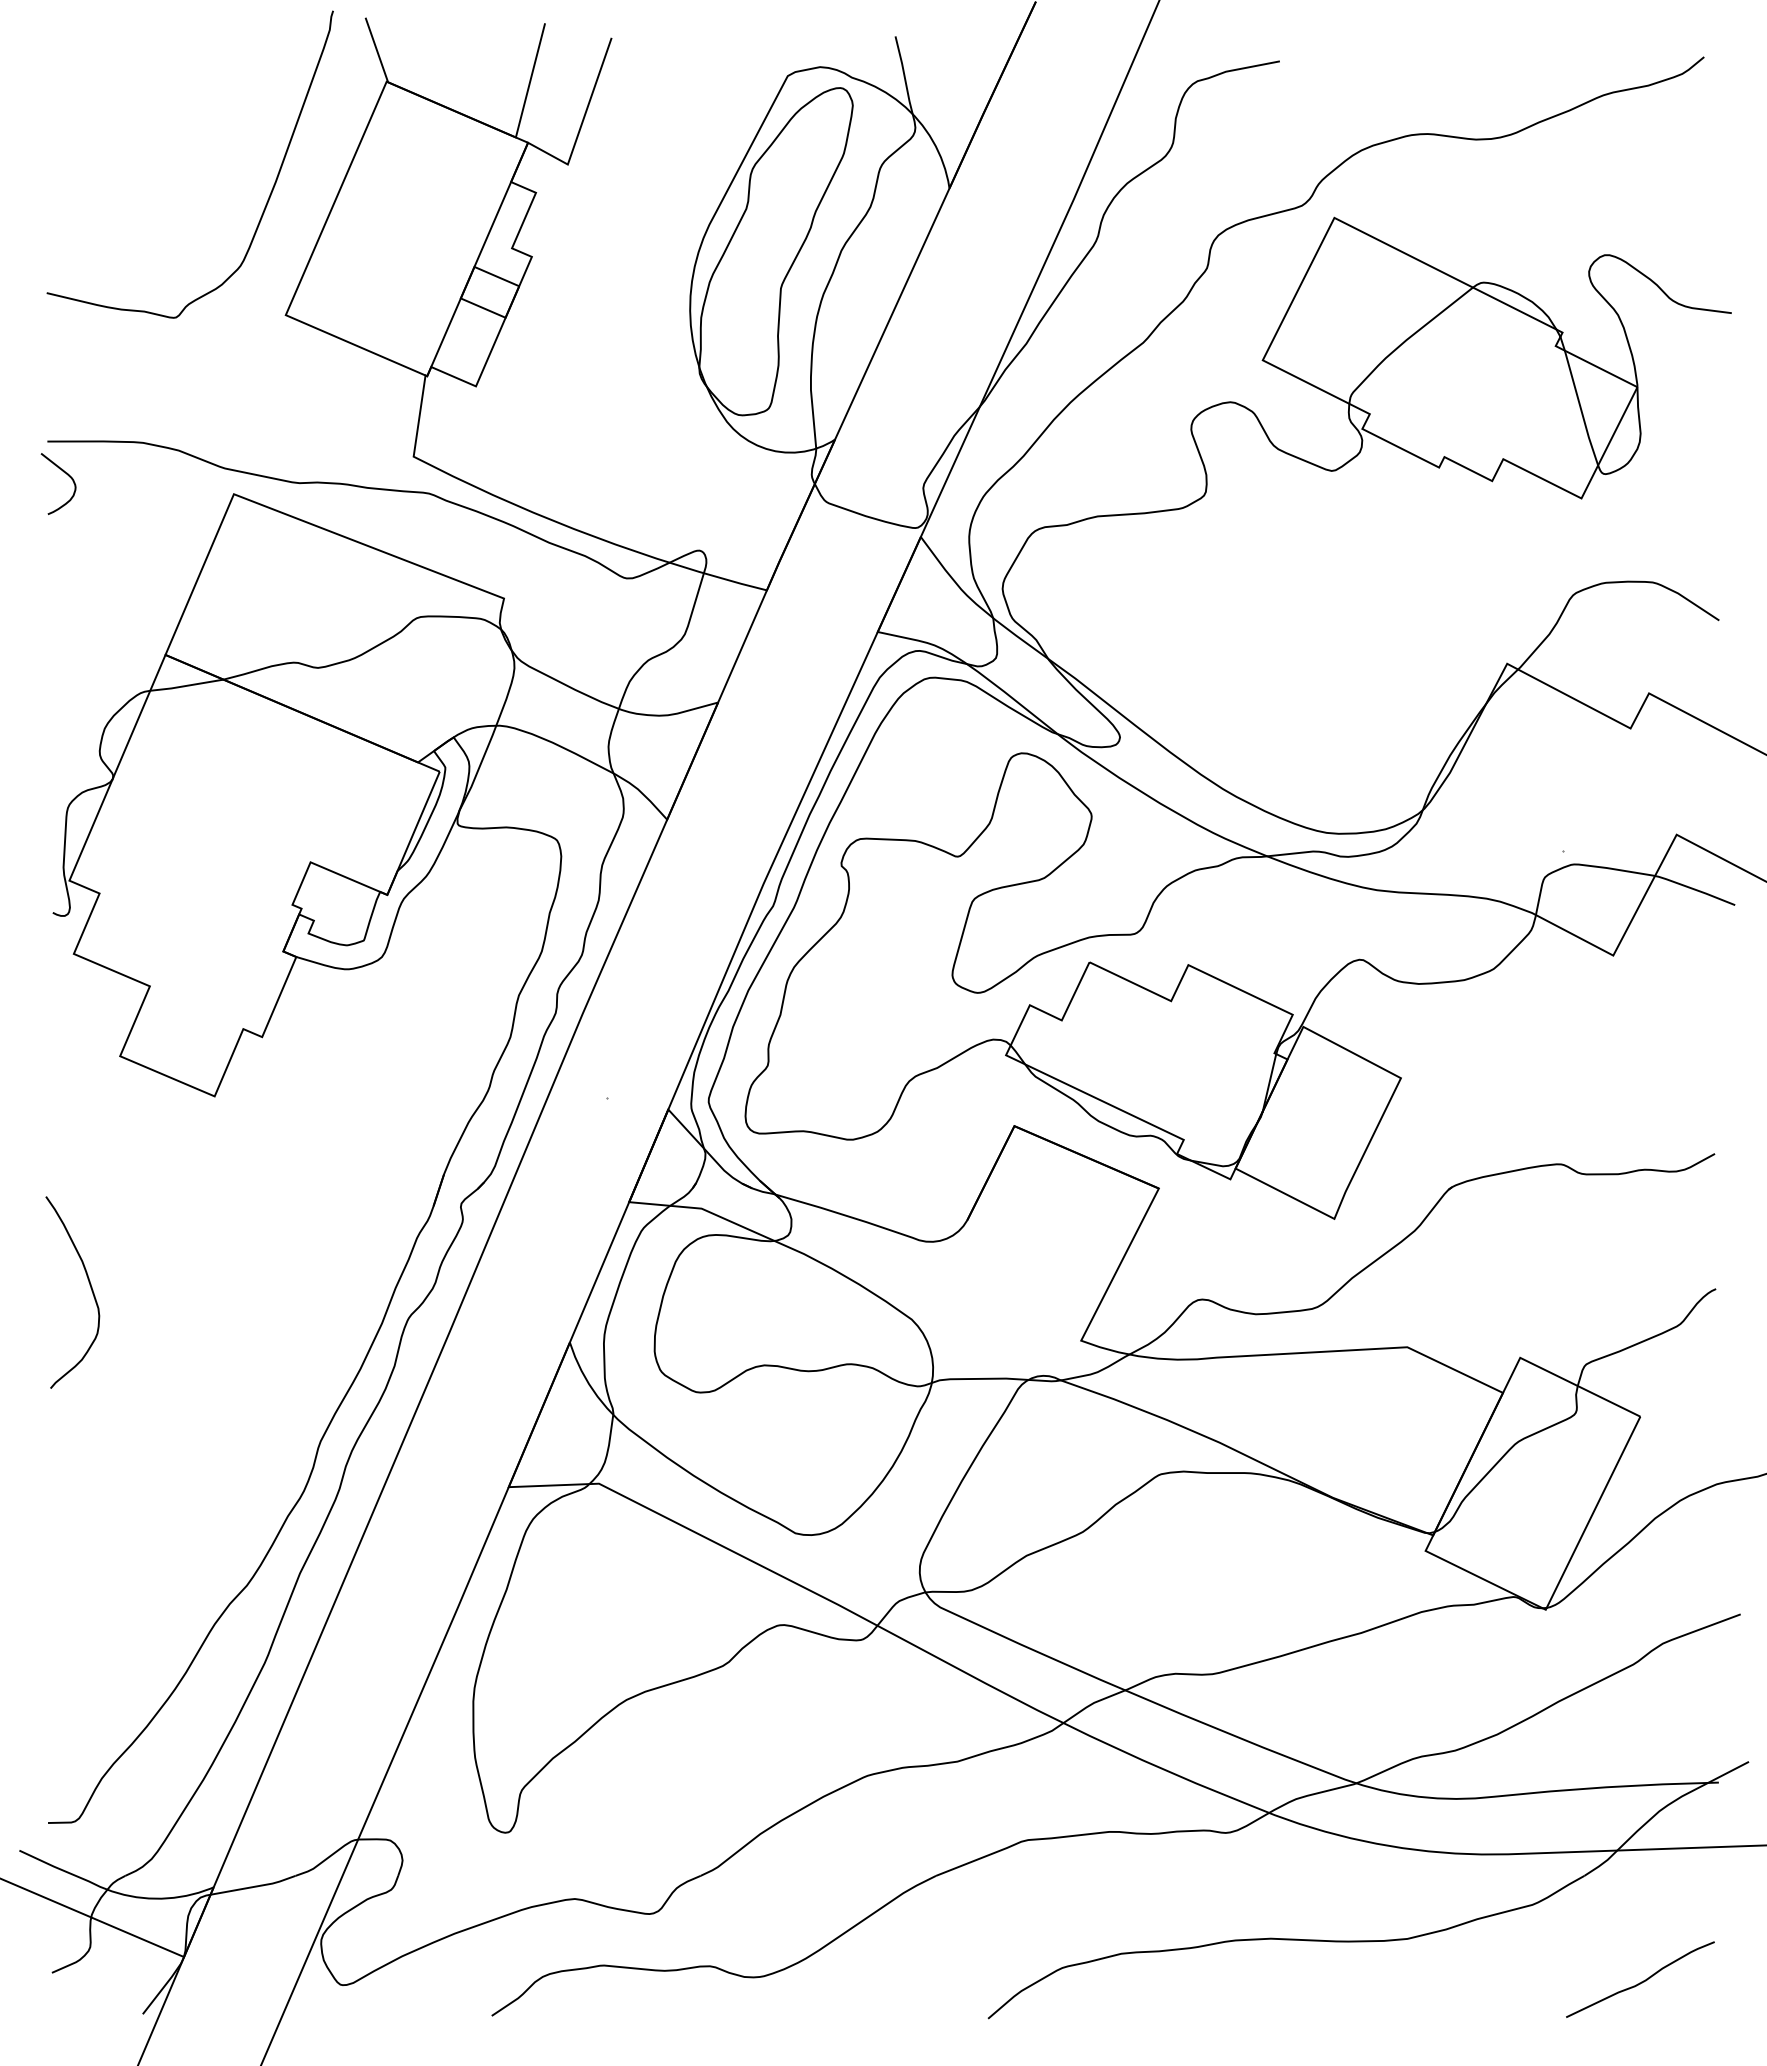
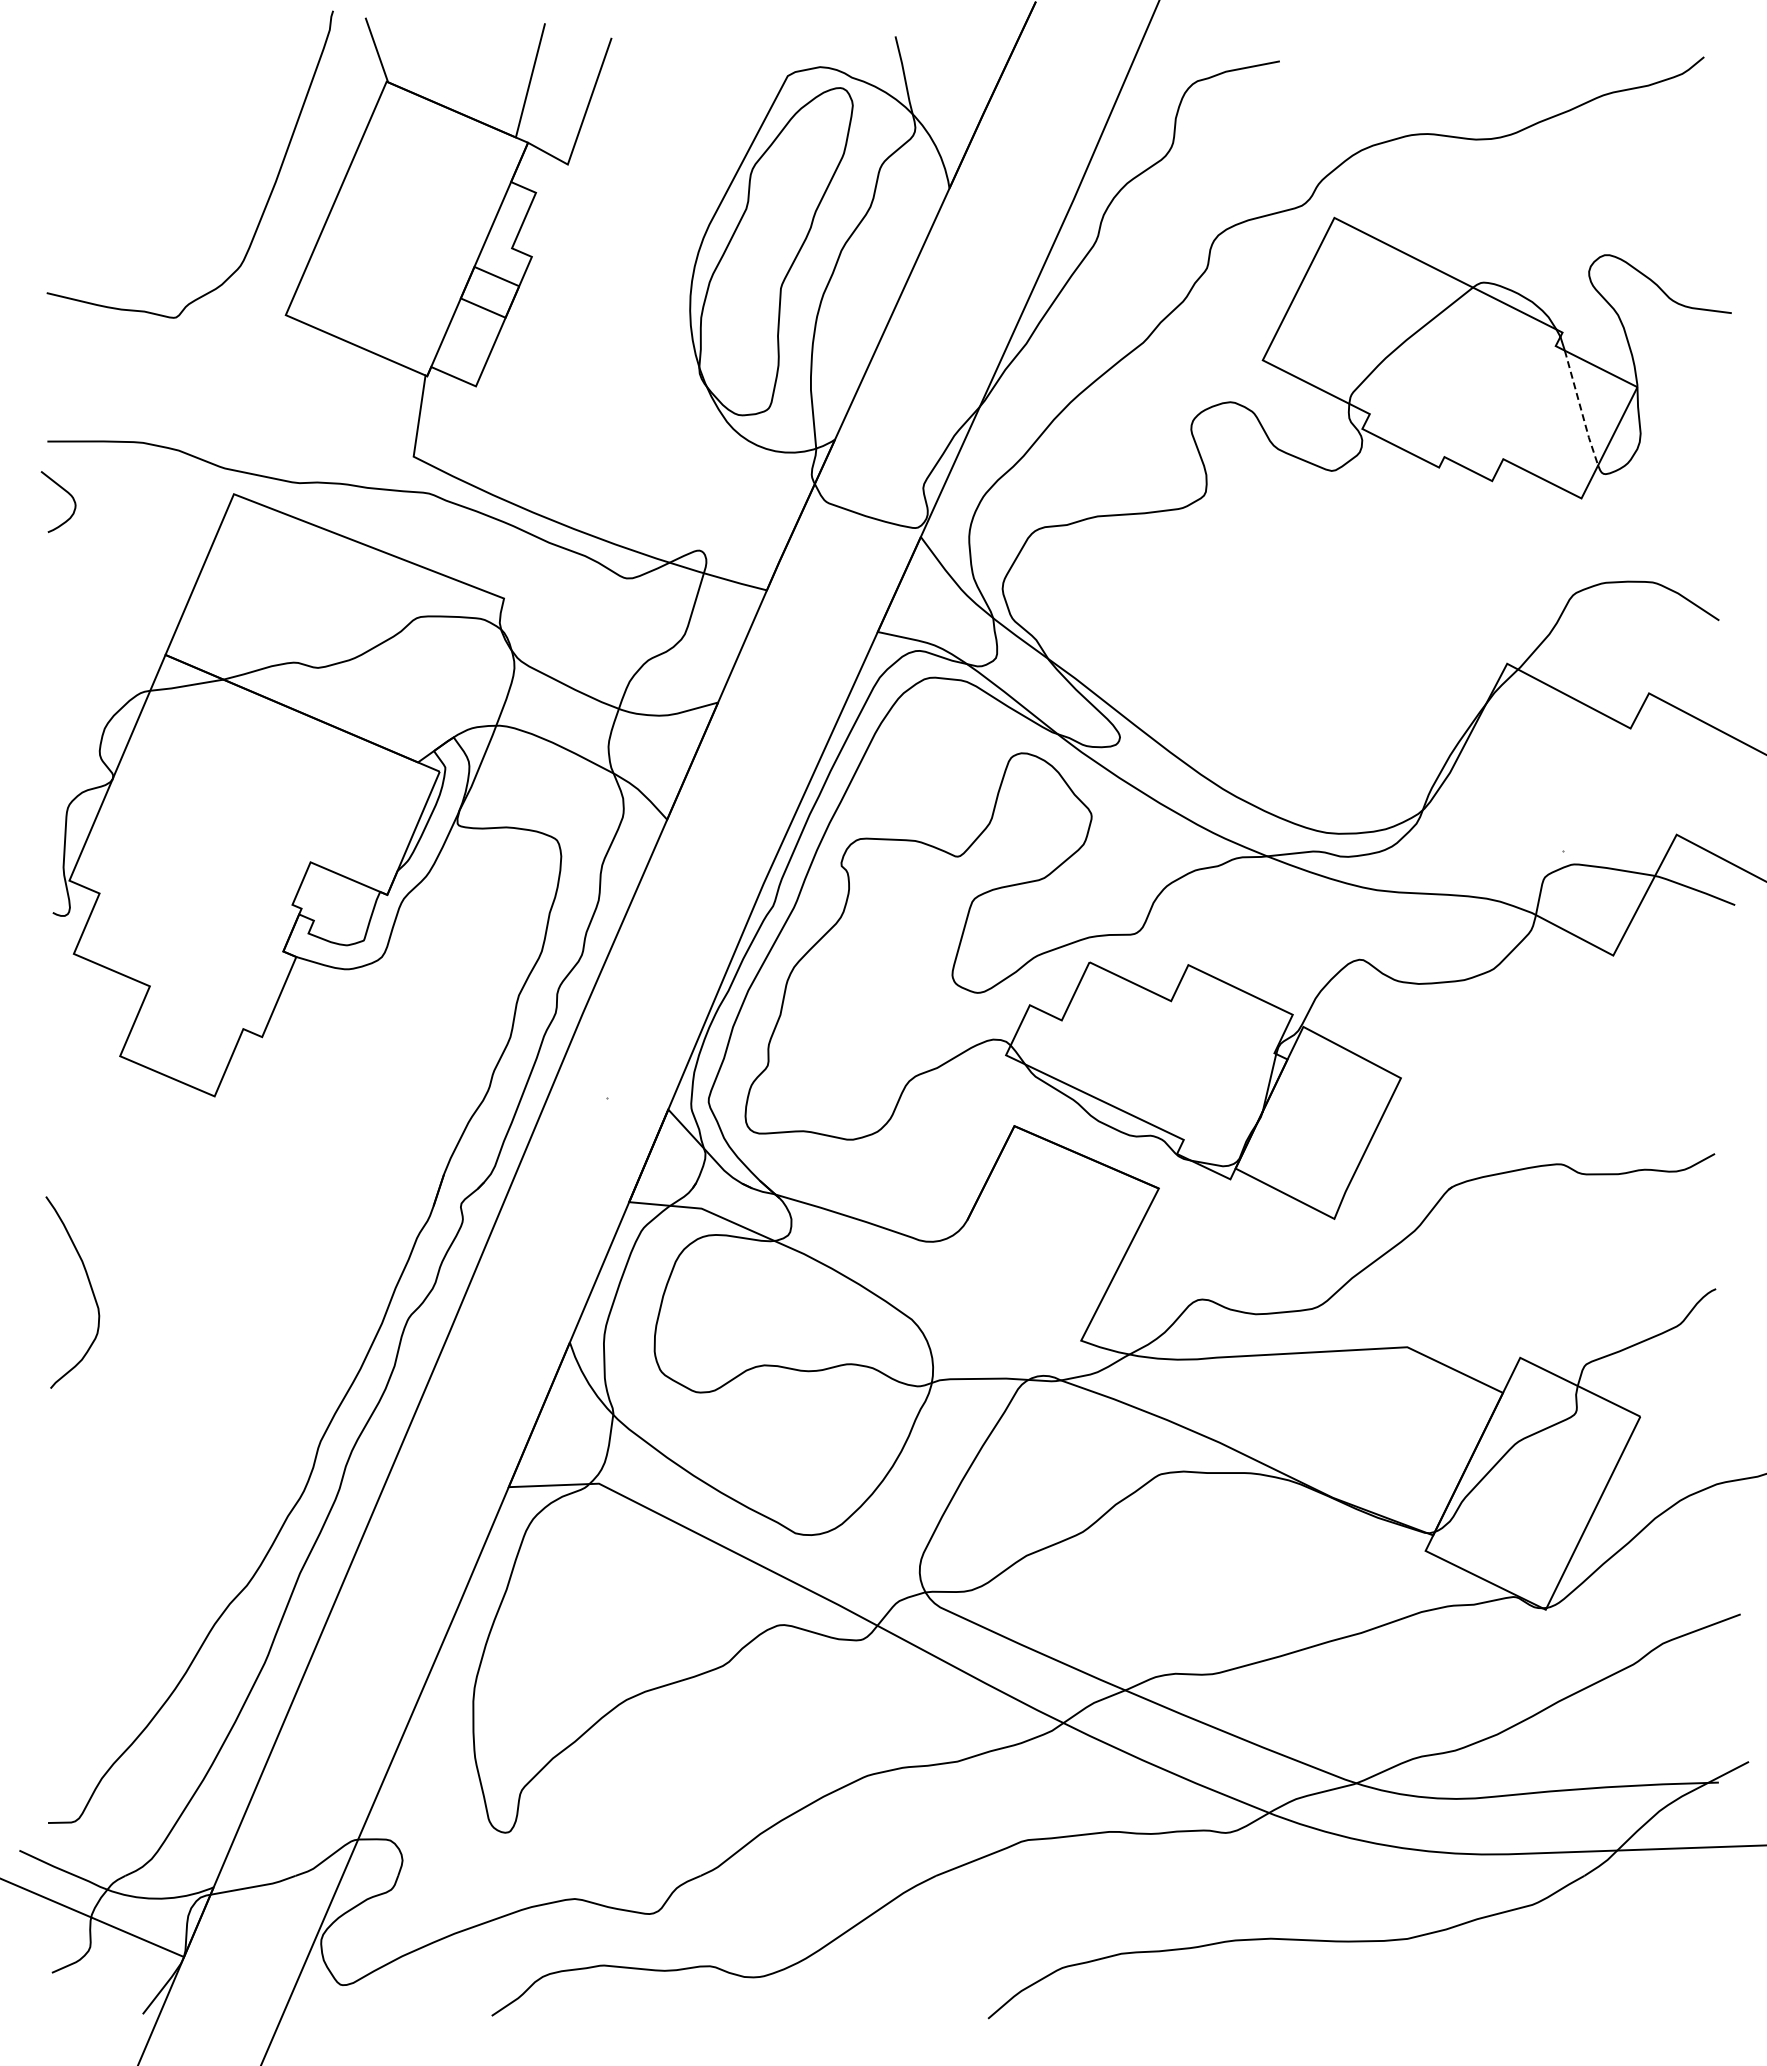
line: solid -> dashed (1580, 408)
curve position: (66, 474) -> (66, 492) (66, 492)
curve: present -> none (1641, 1981)
